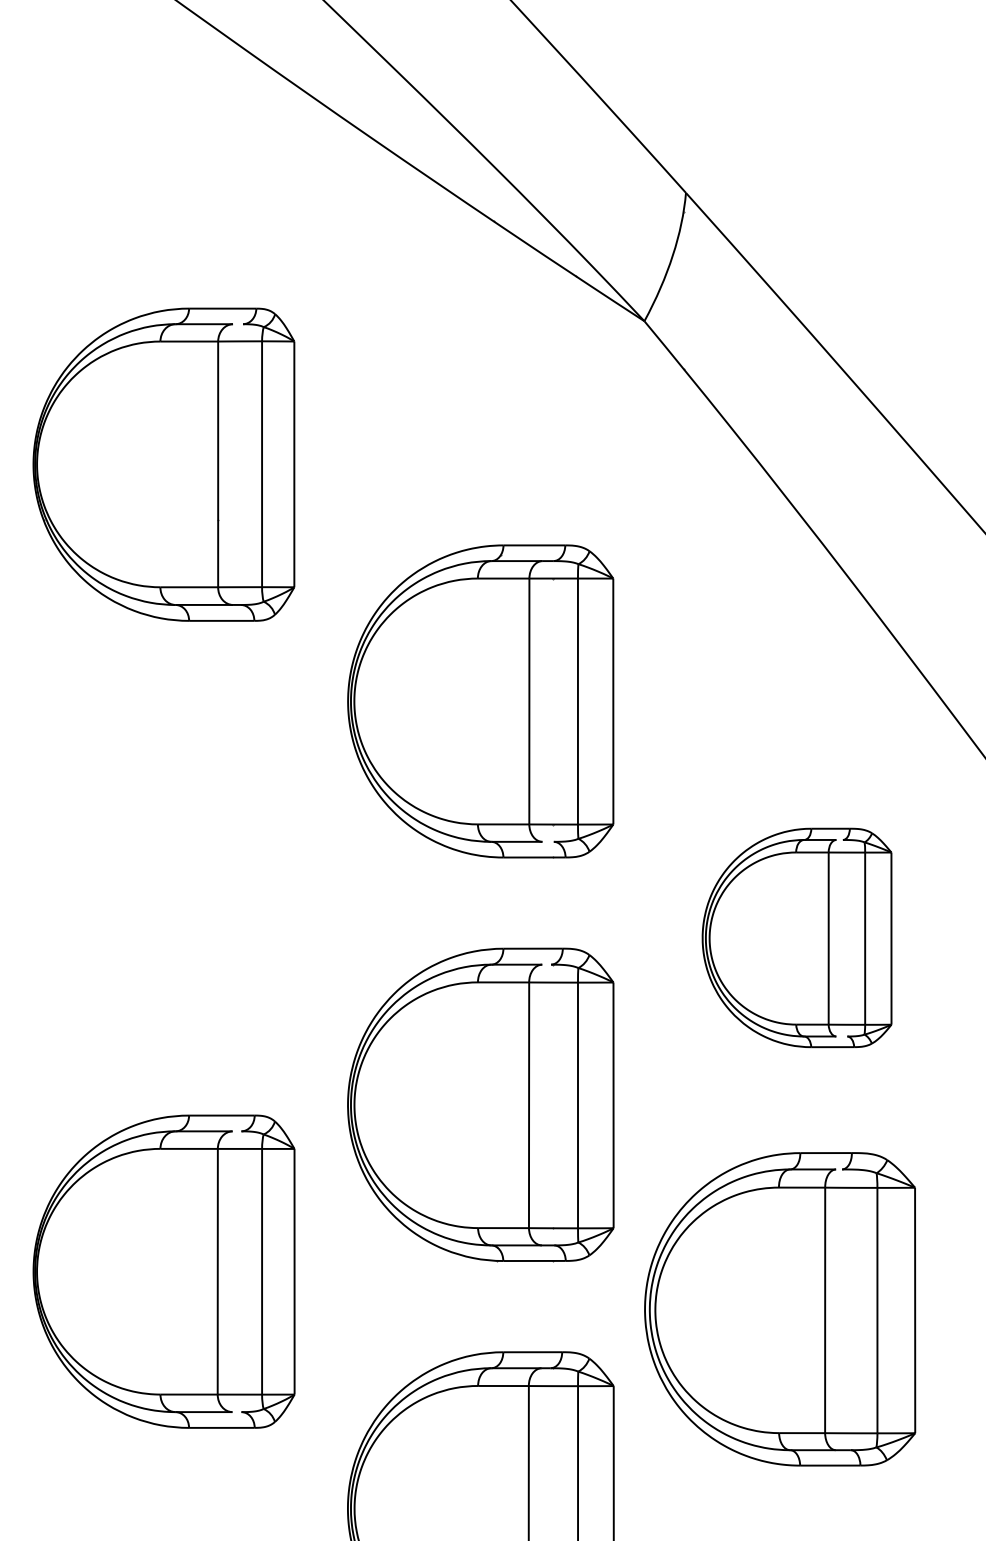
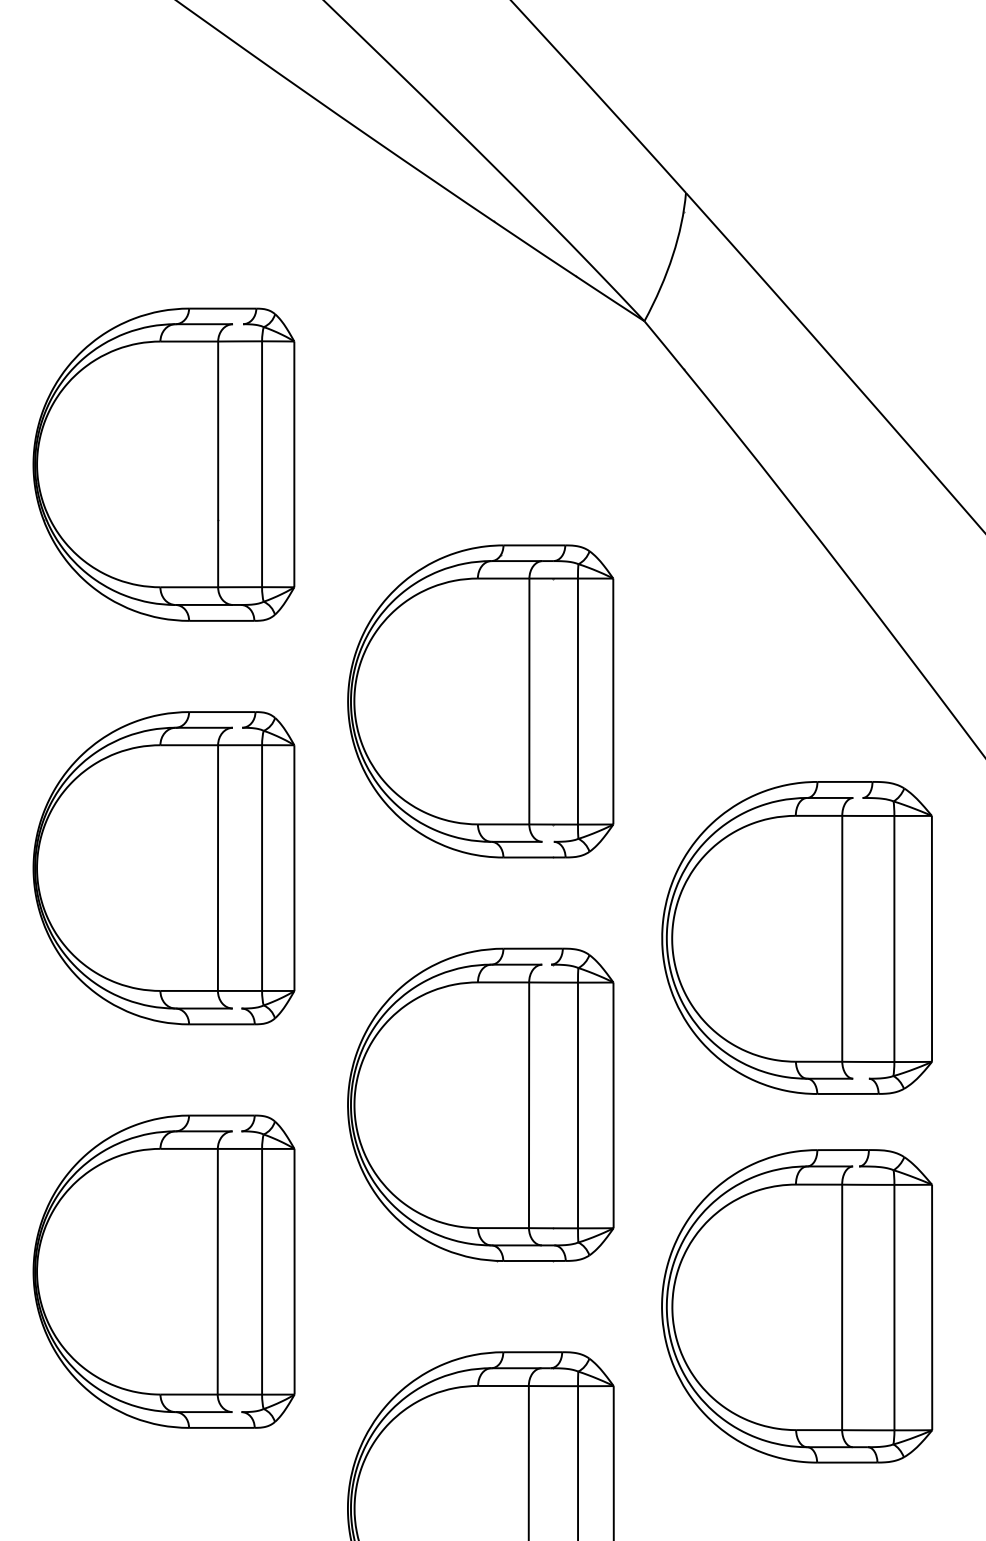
part: none -> present (163, 868)
part size: 192x222 px -> 272x314 px (796, 937)
part position: (780, 1309) -> (797, 1306) (797, 1306)
